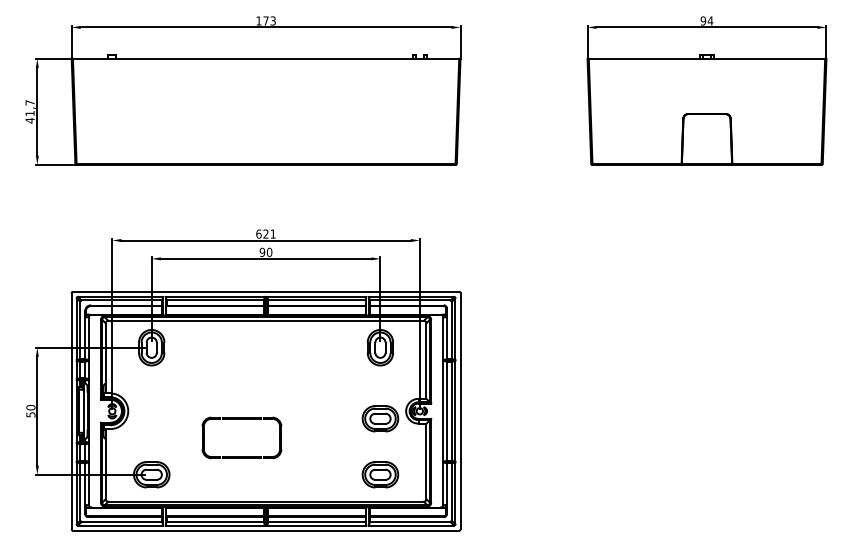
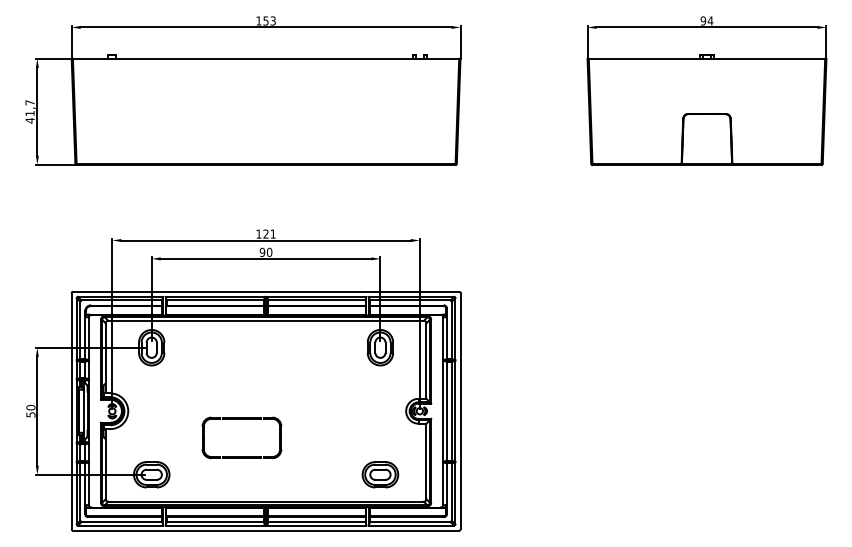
text: 173 -> 153 (265, 20)
text: 621 -> 121 (258, 233)
part: present -> none (380, 418)
